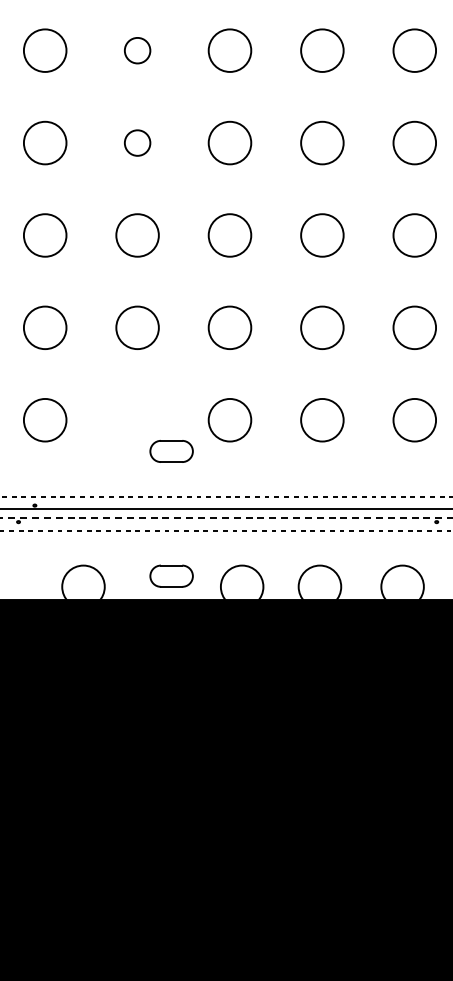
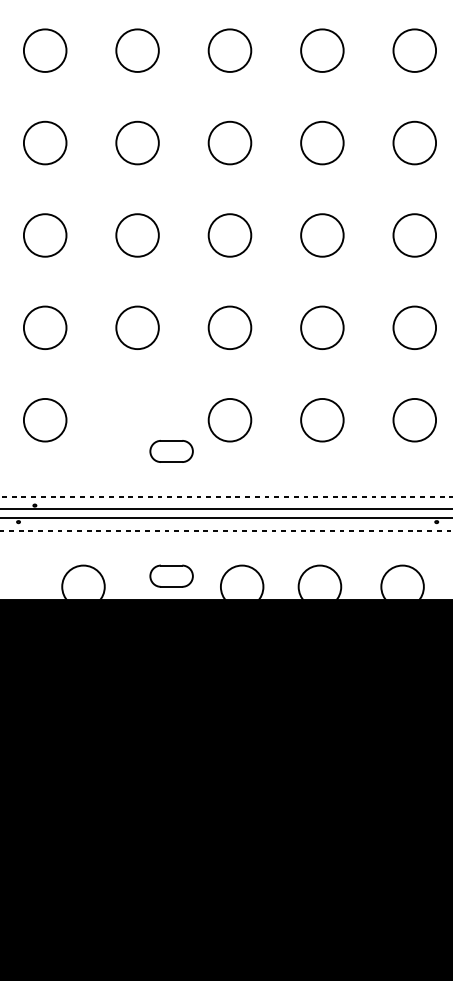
circle diameter: 26 px -> 43 px (137, 50)
circle diameter: 26 px -> 43 px (137, 142)
line: dashed -> solid (226, 518)
